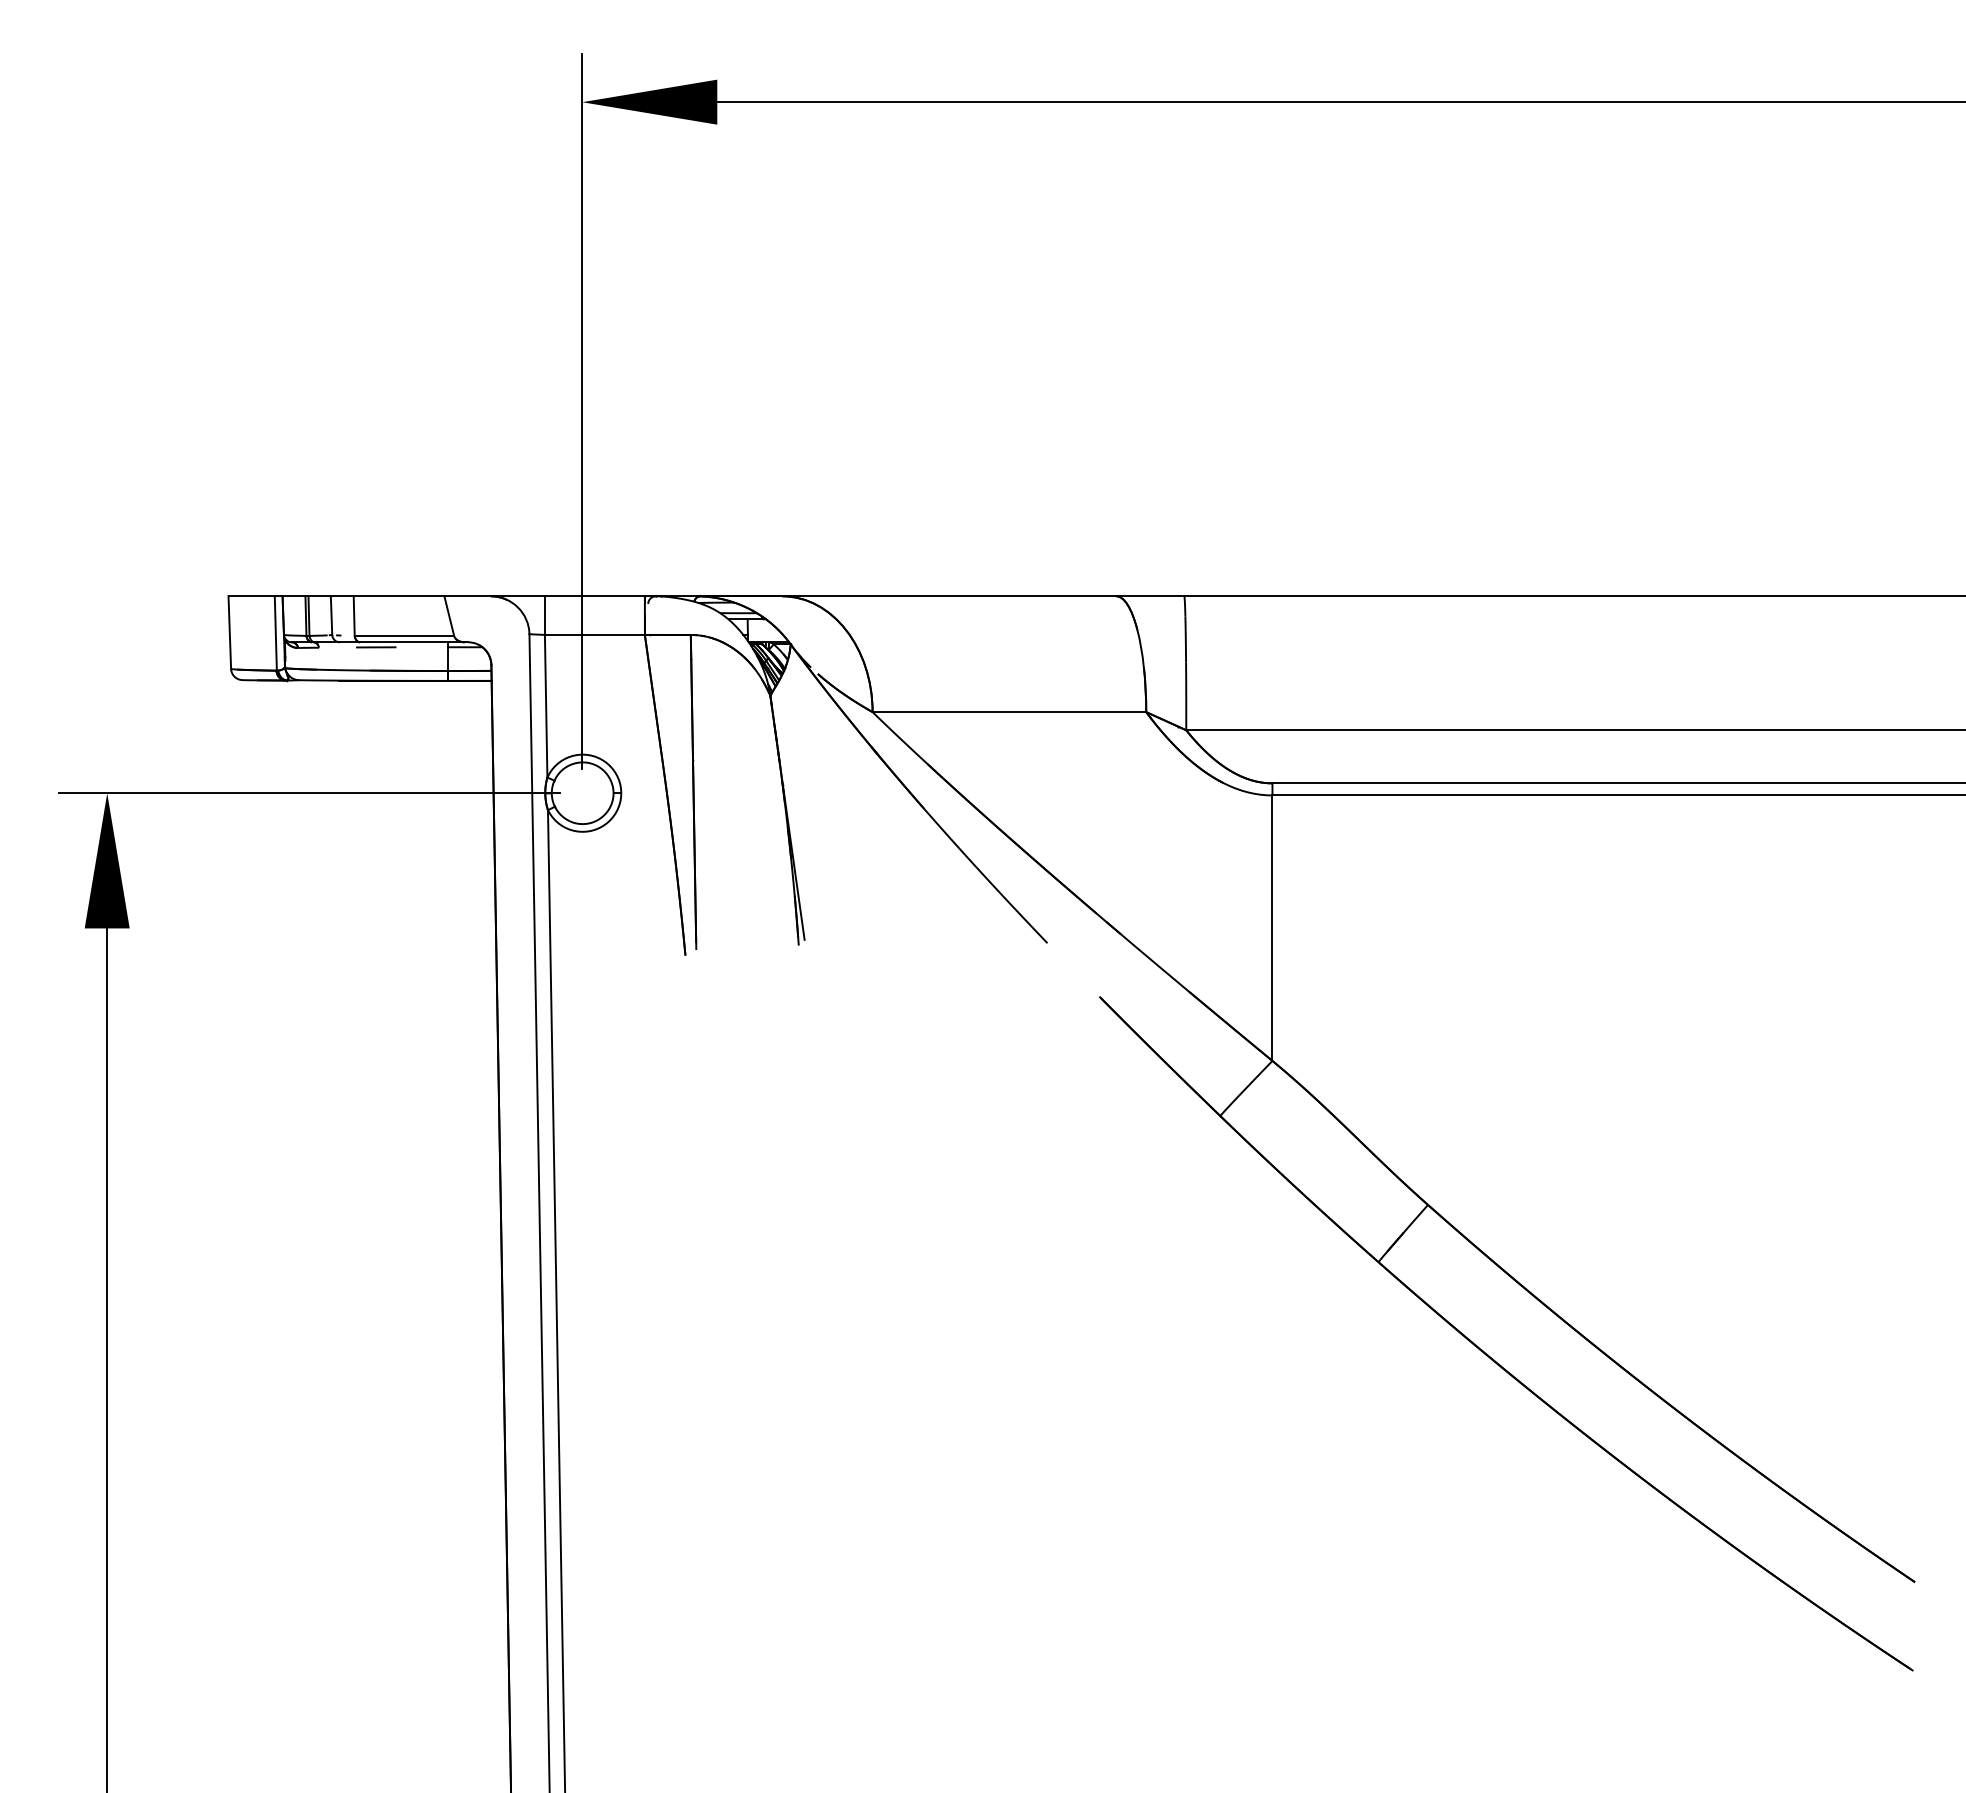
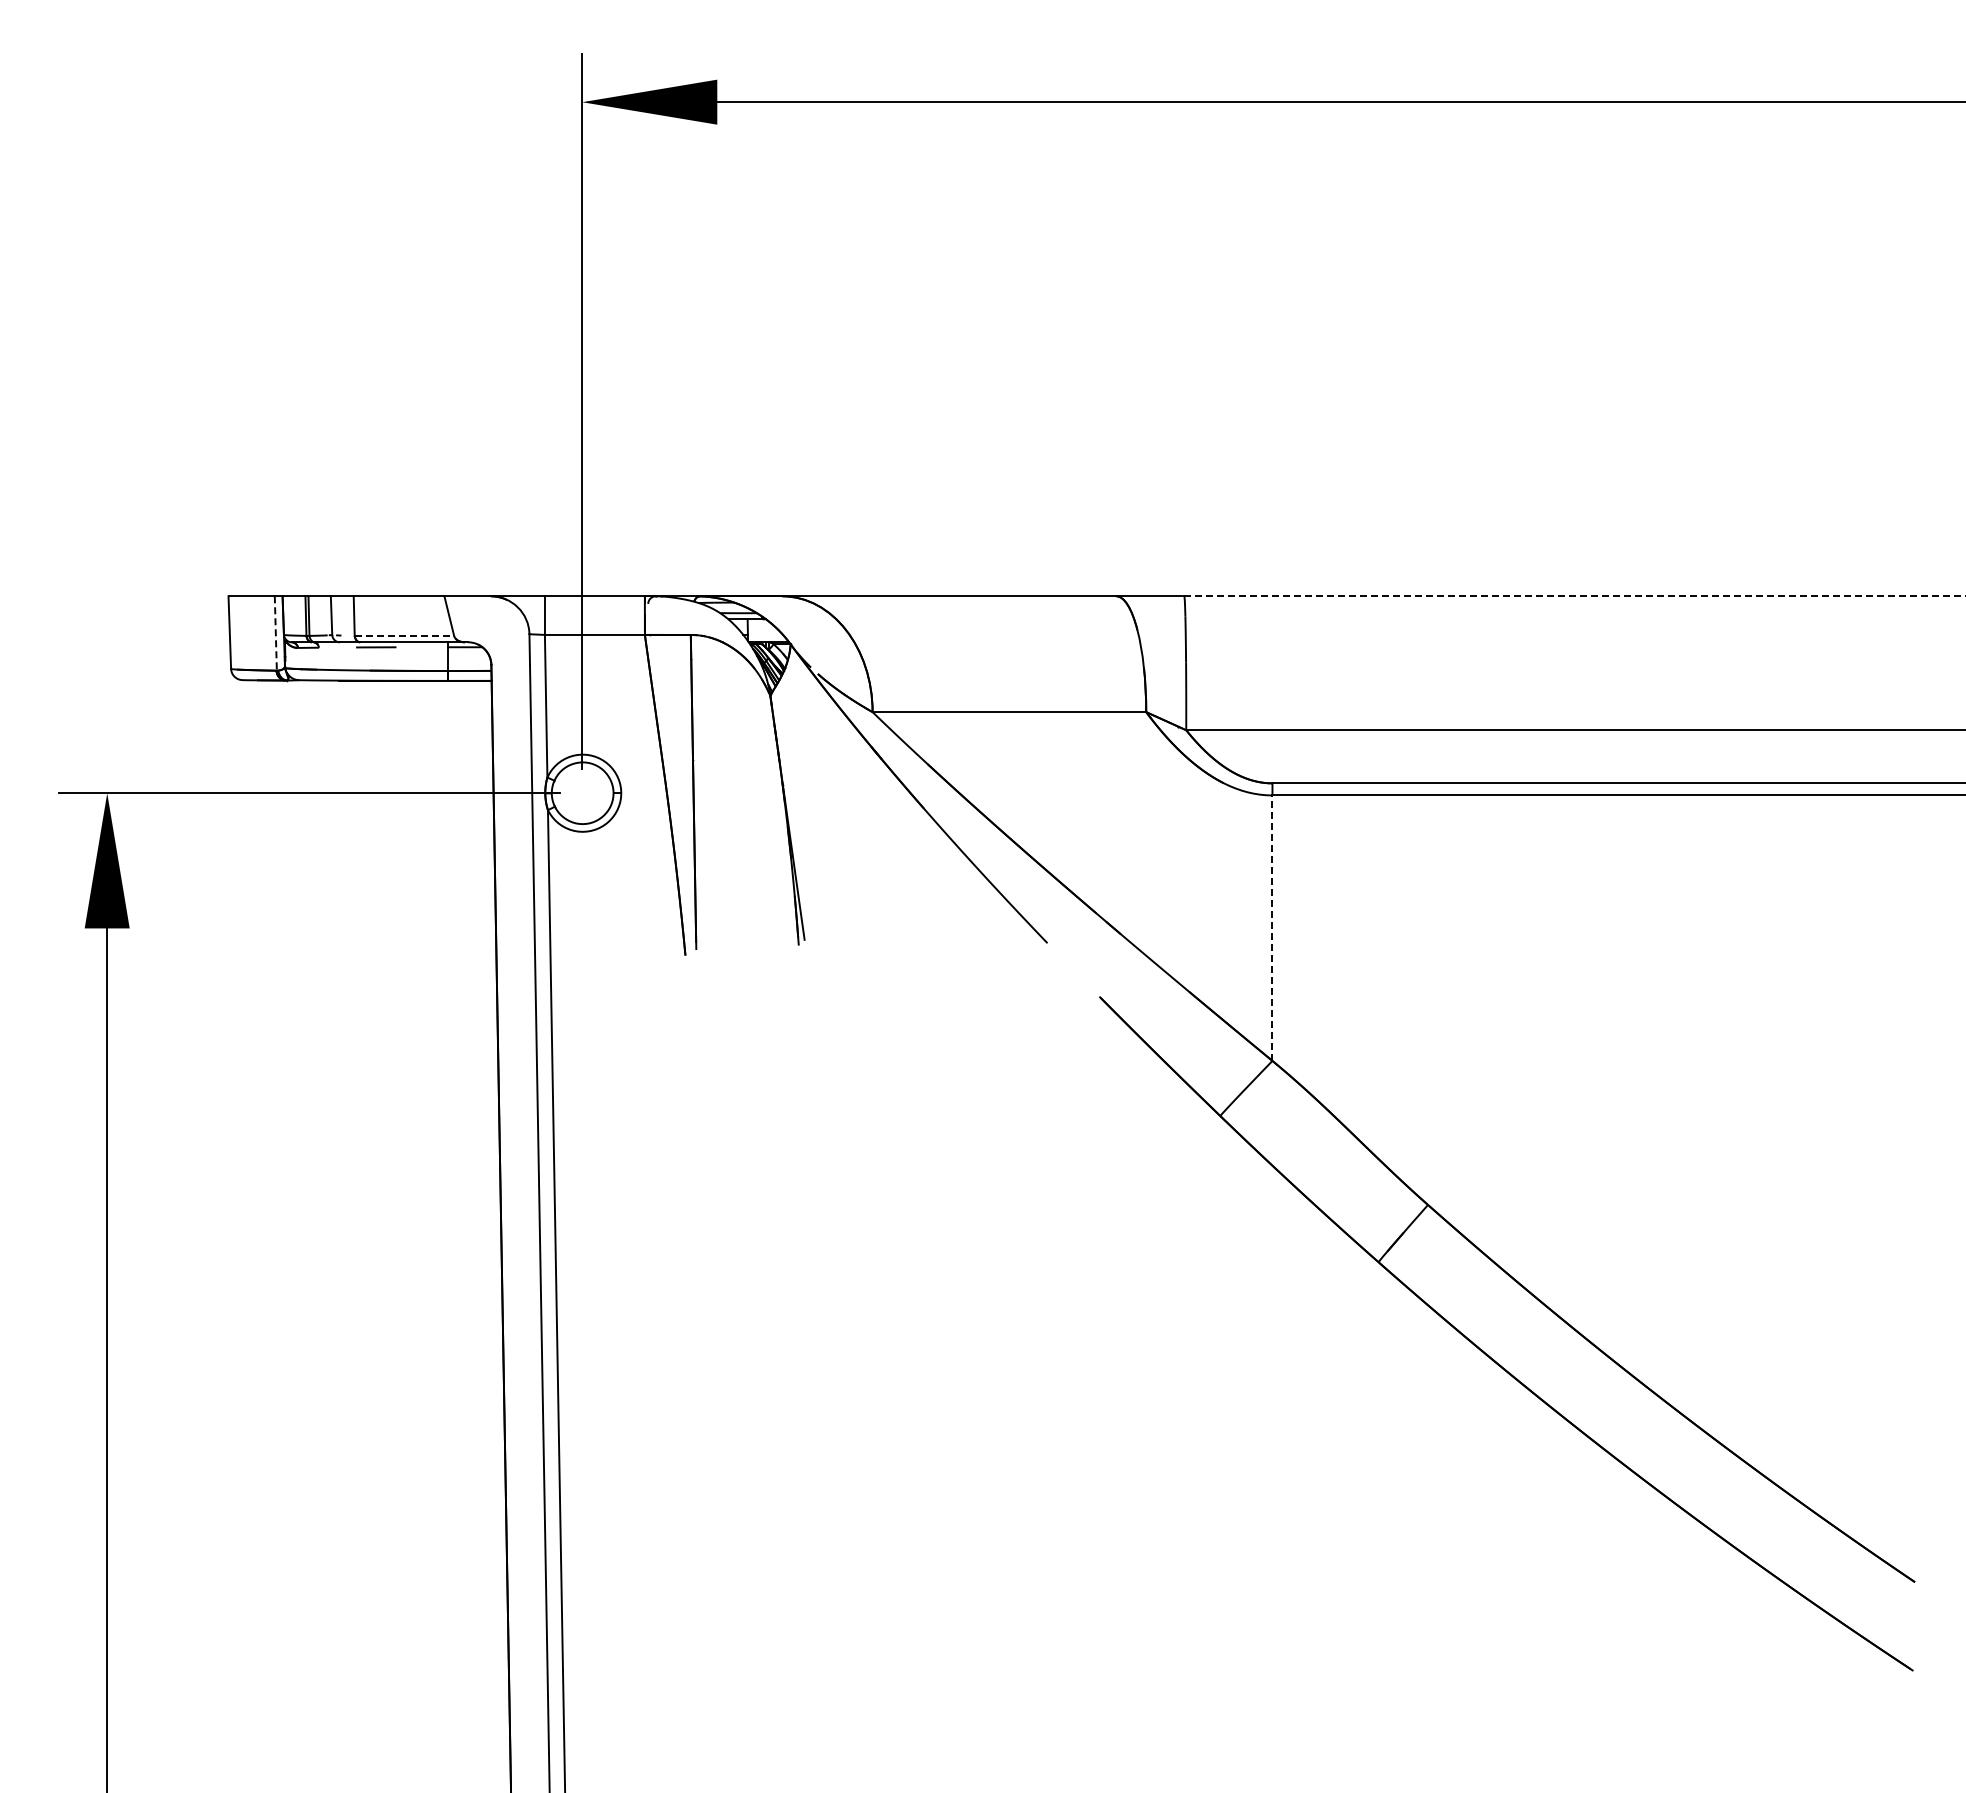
line: solid -> dashed (1575, 596)
line: solid -> dashed (275, 634)
line: solid -> dashed (404, 635)
line: solid -> dashed (1272, 928)
